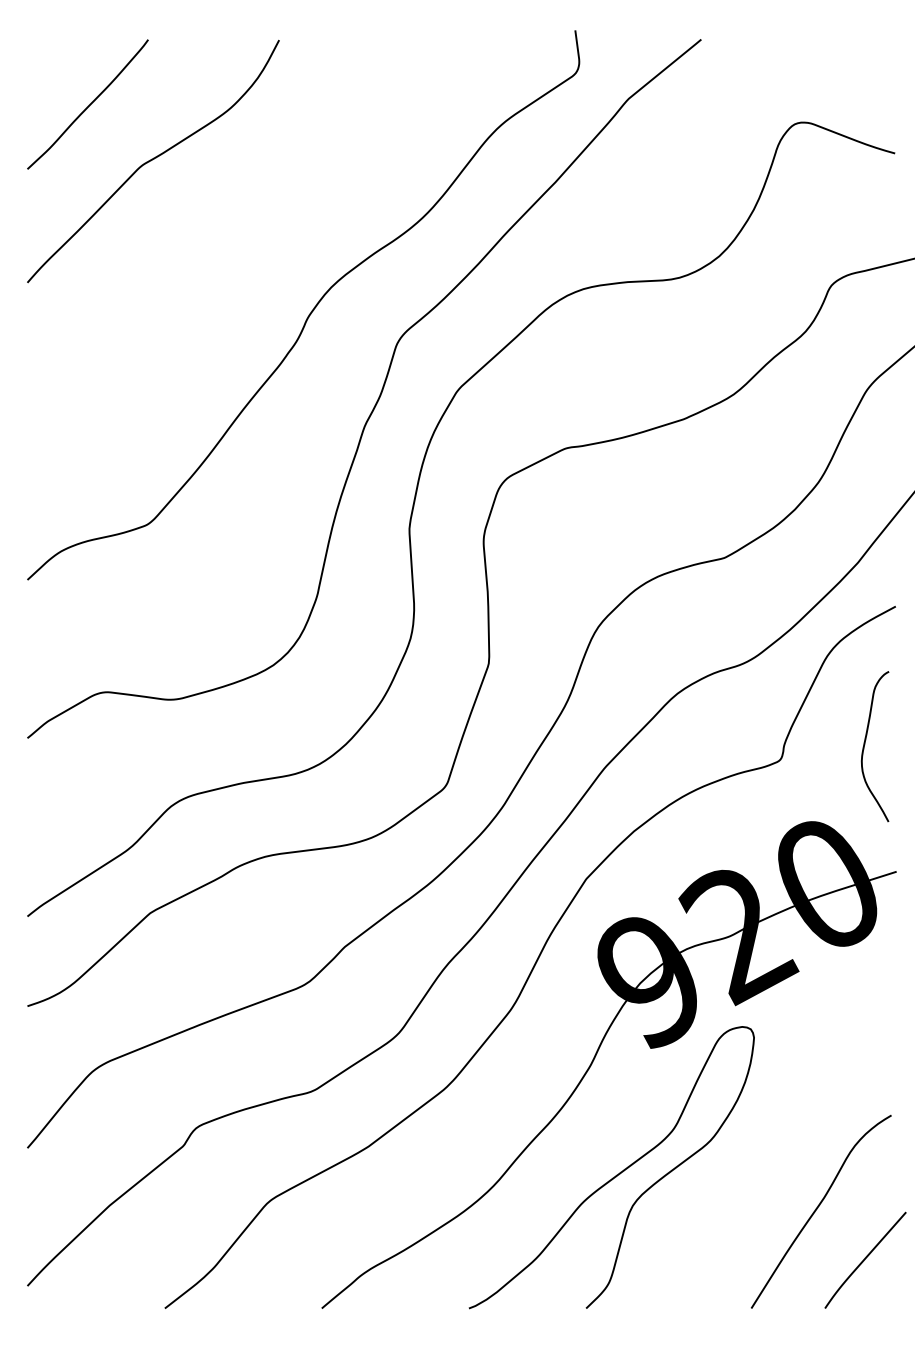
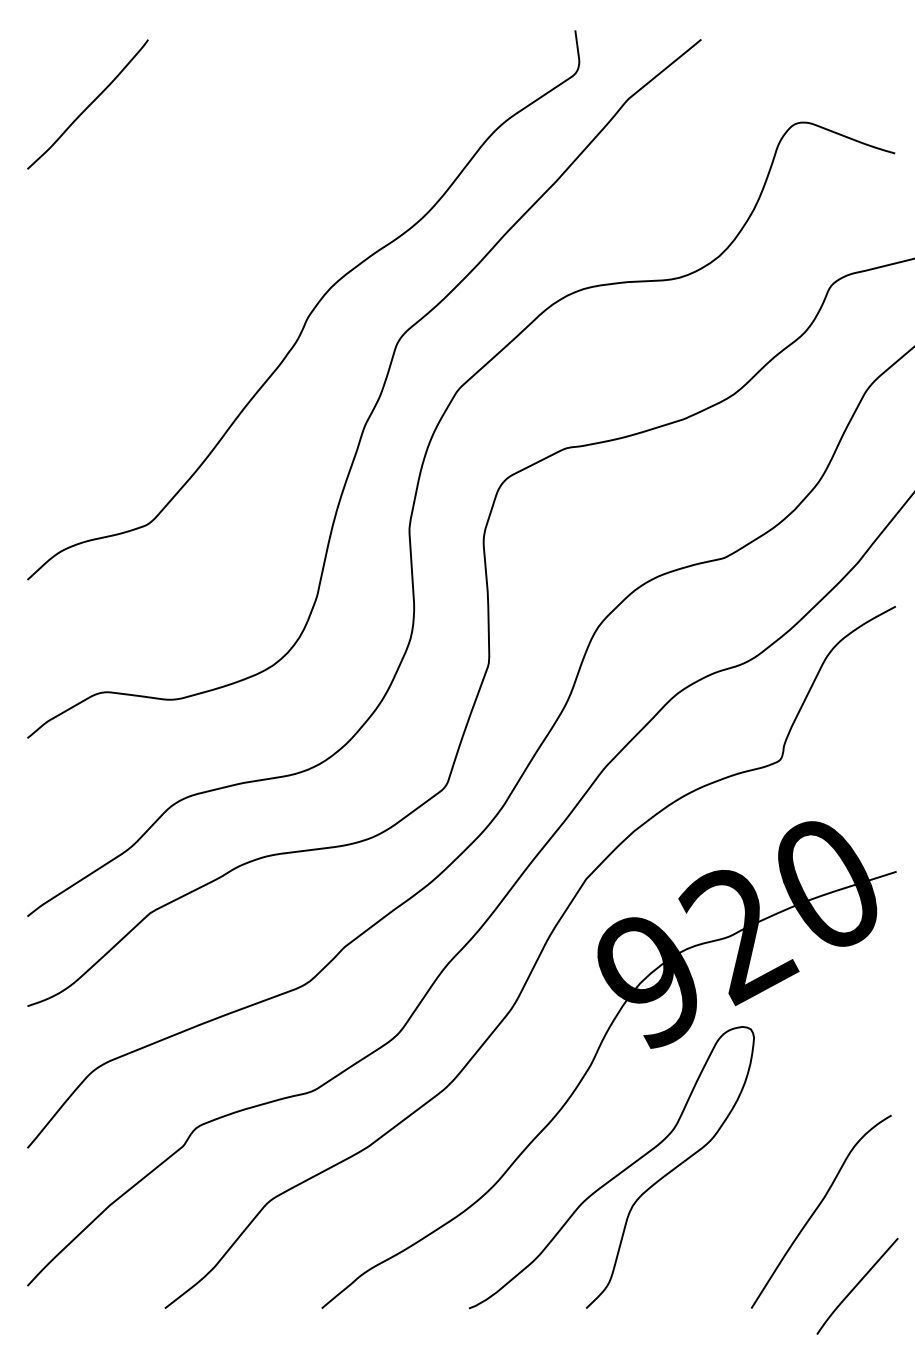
curve: present -> none (152, 160)
curve: present -> none (865, 744)
curve position: (865, 1259) -> (857, 1285) (857, 1285)
